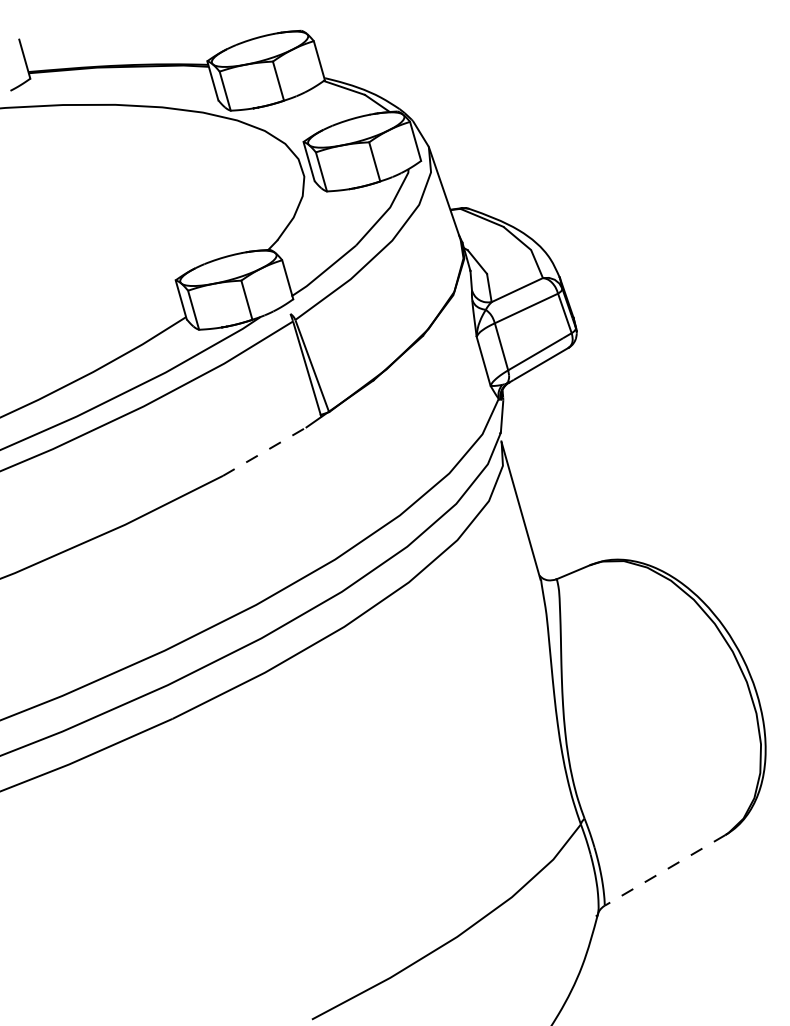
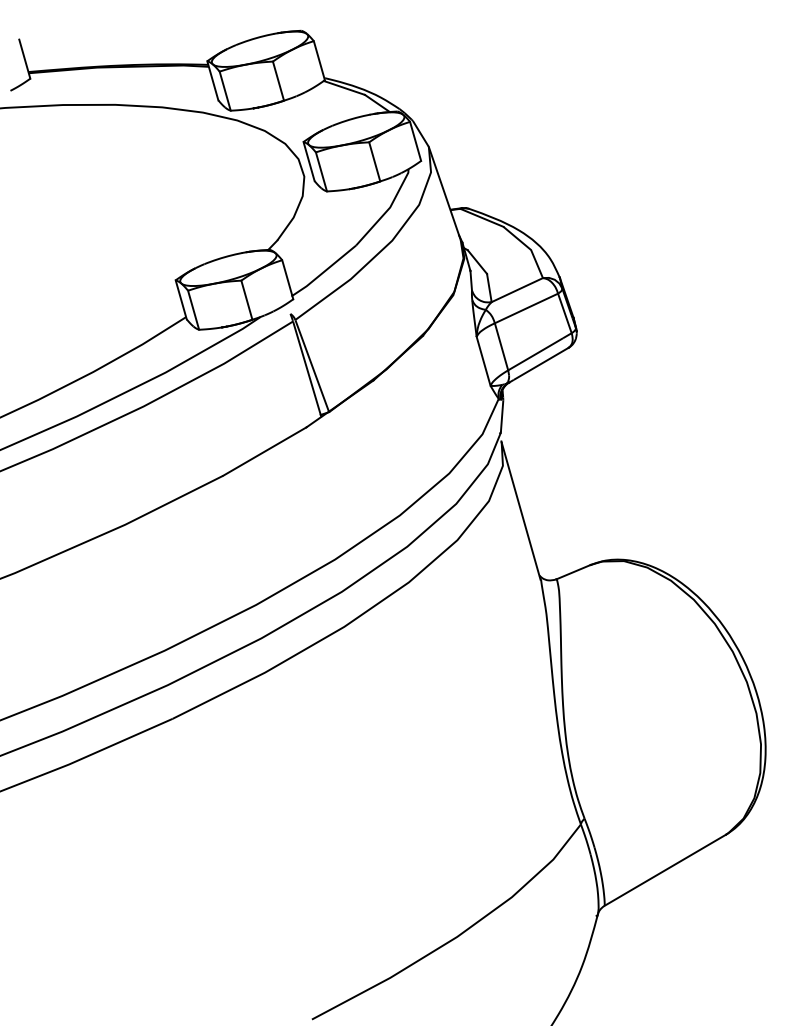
line: dashed -> solid (265, 451)
line: dashed -> solid (665, 870)
